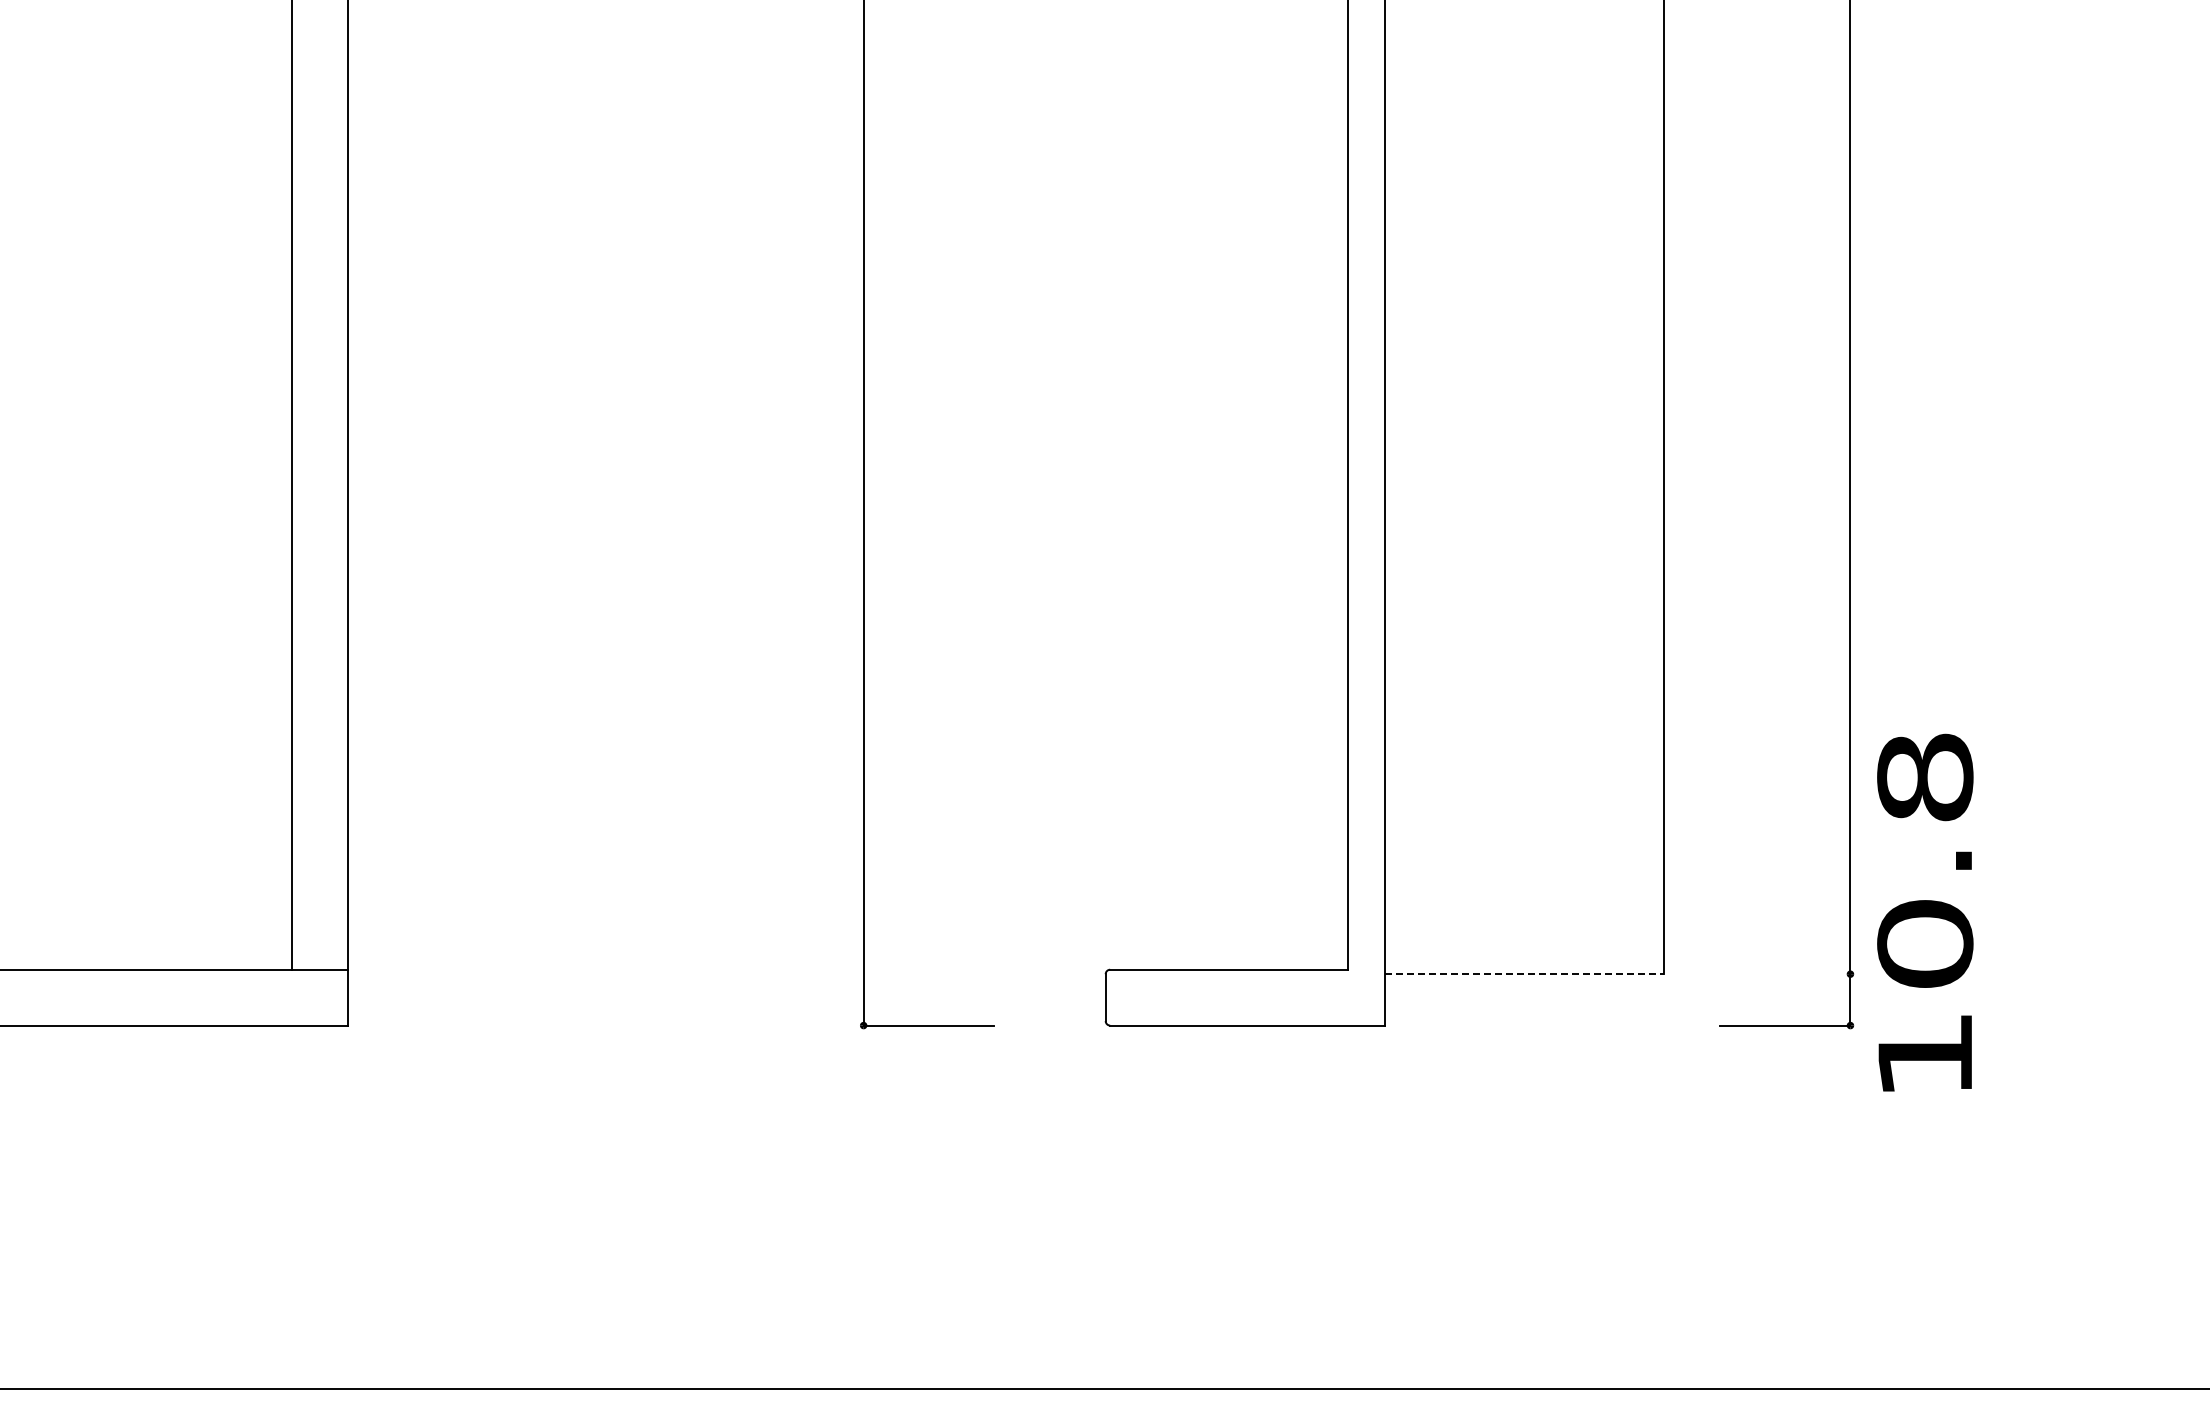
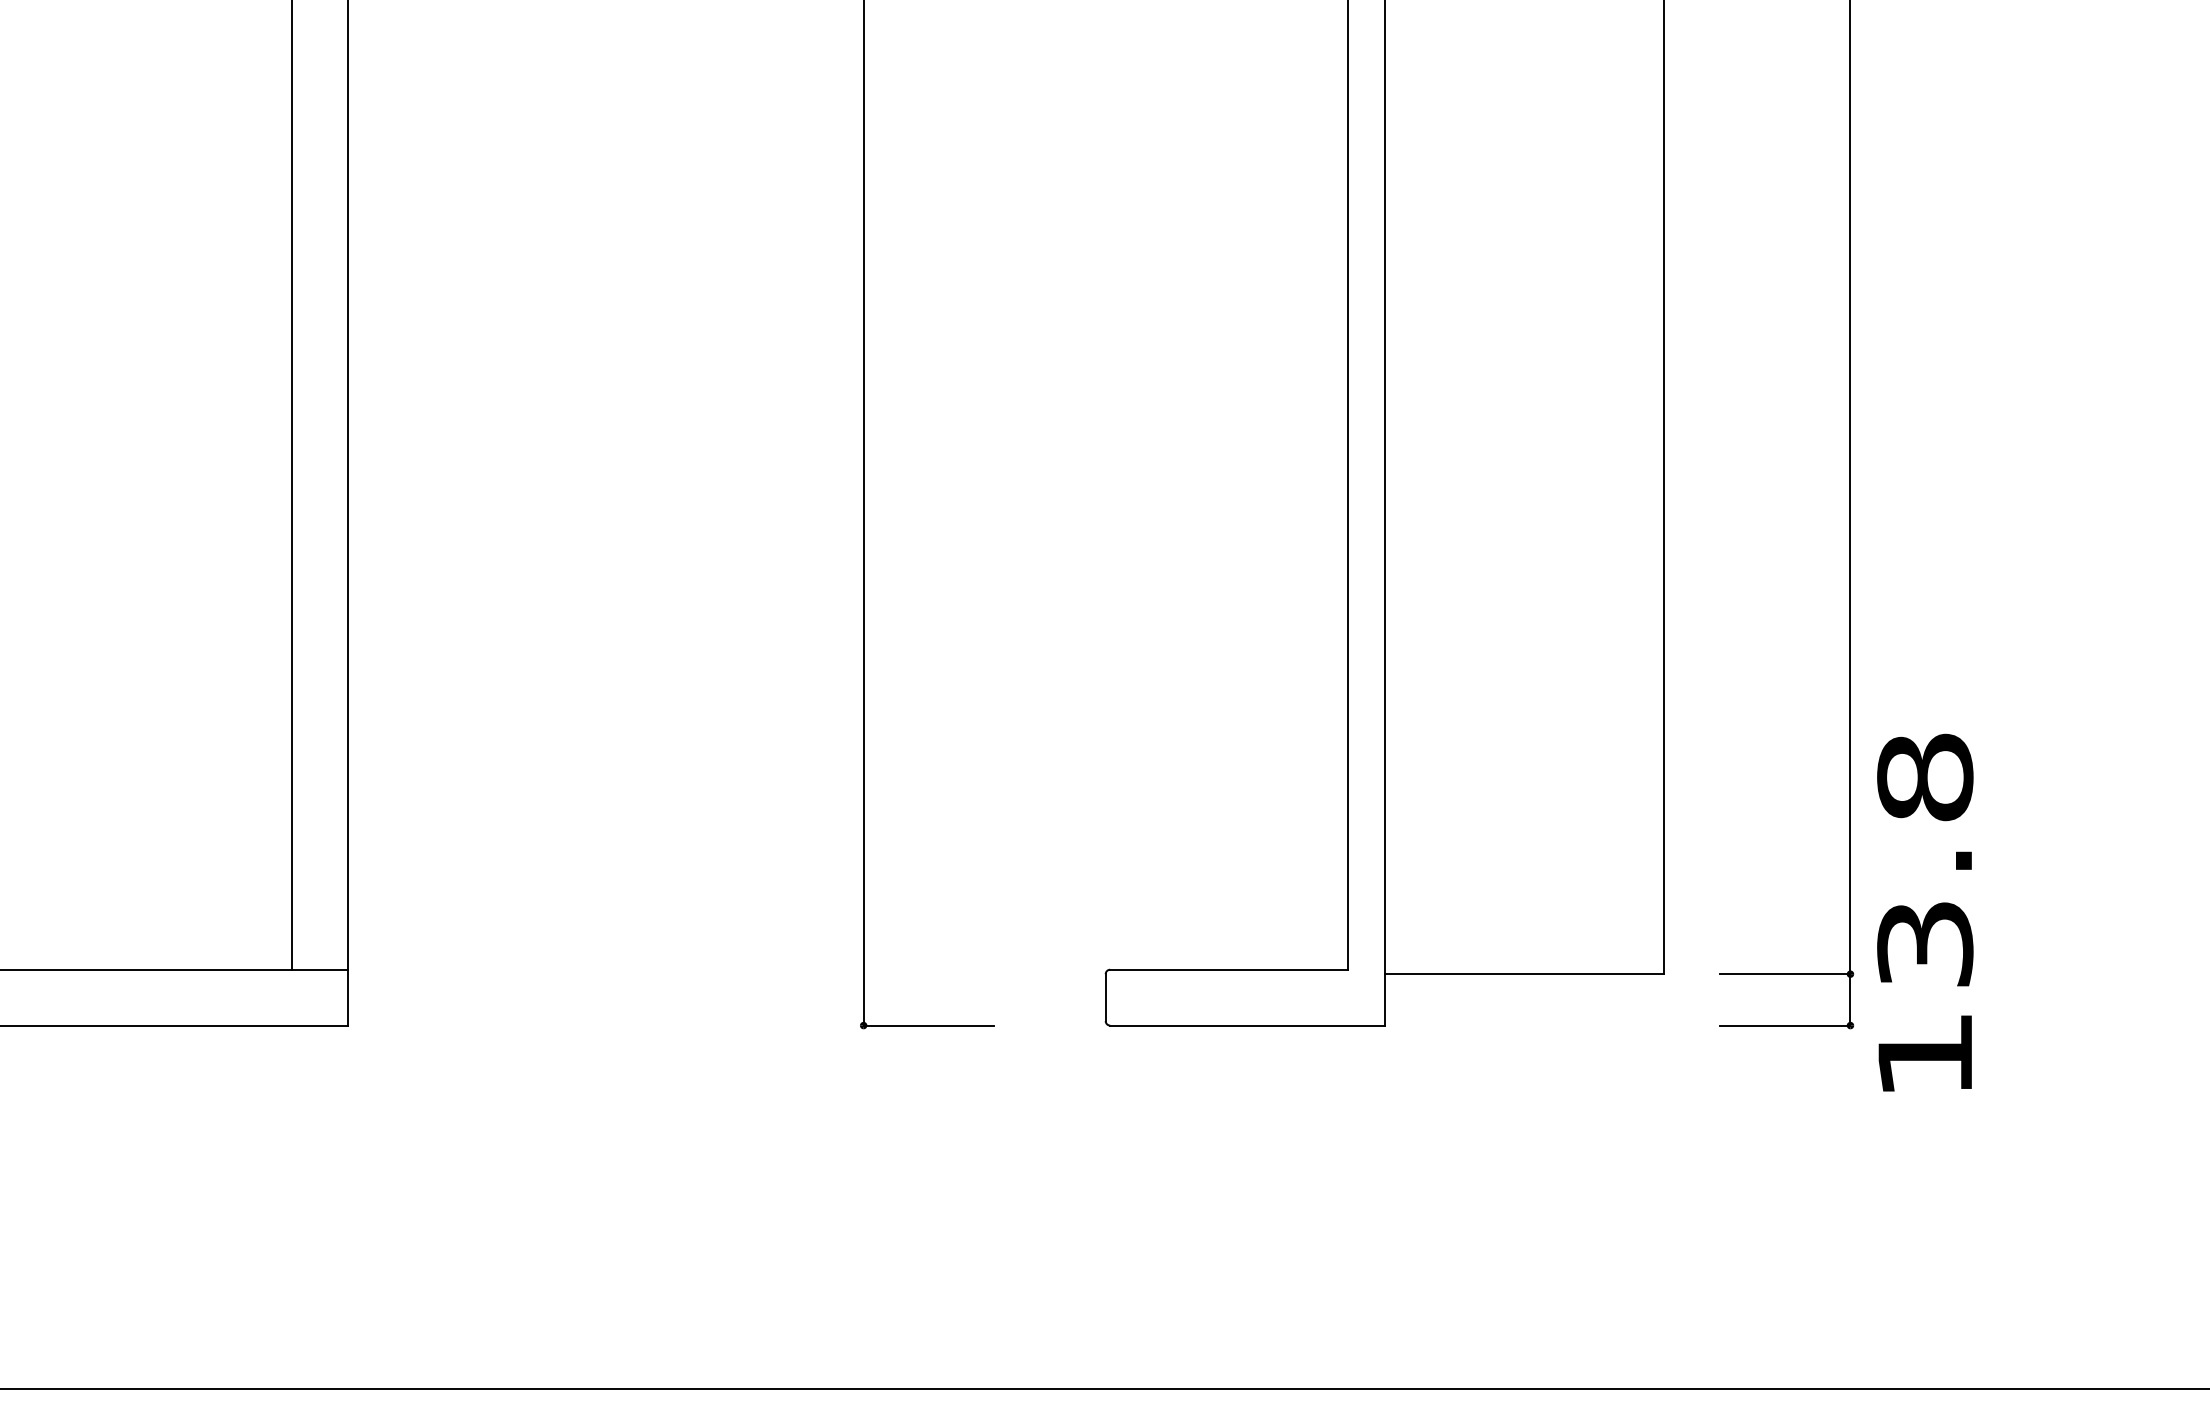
text: 10.8 -> 13.8 (1925, 943)
line: dashed -> solid (1524, 974)
line: none -> present (1785, 974)
